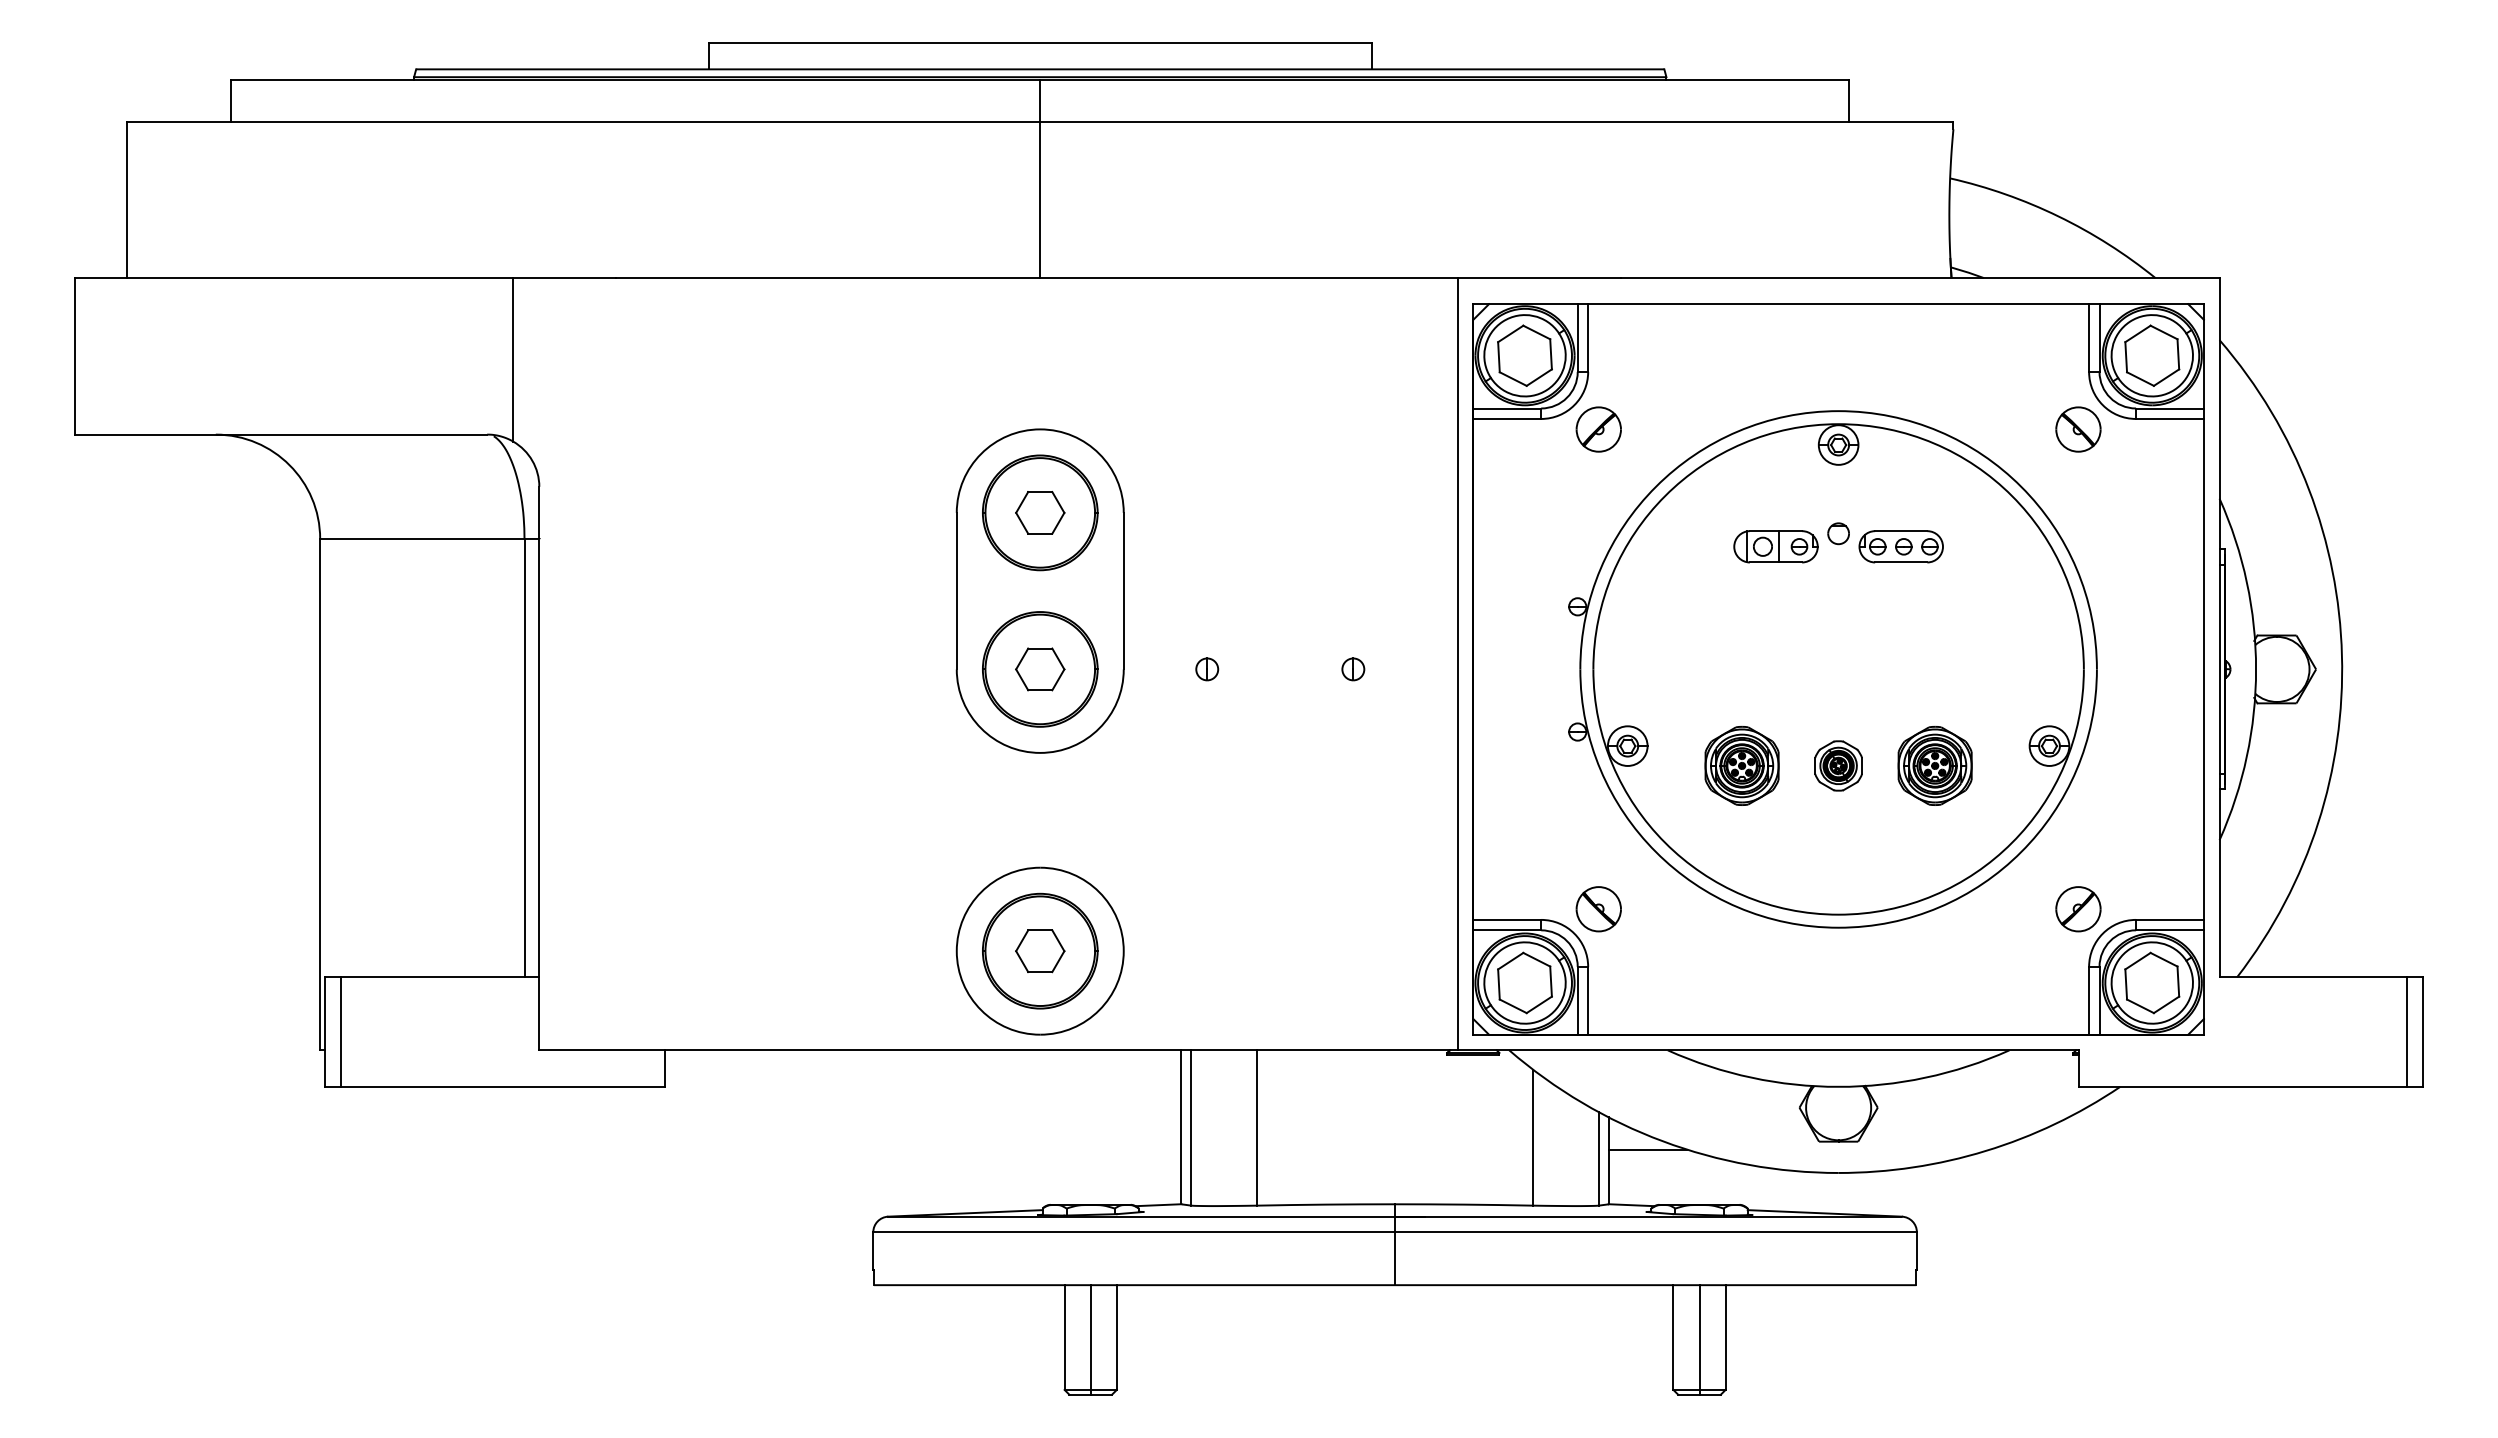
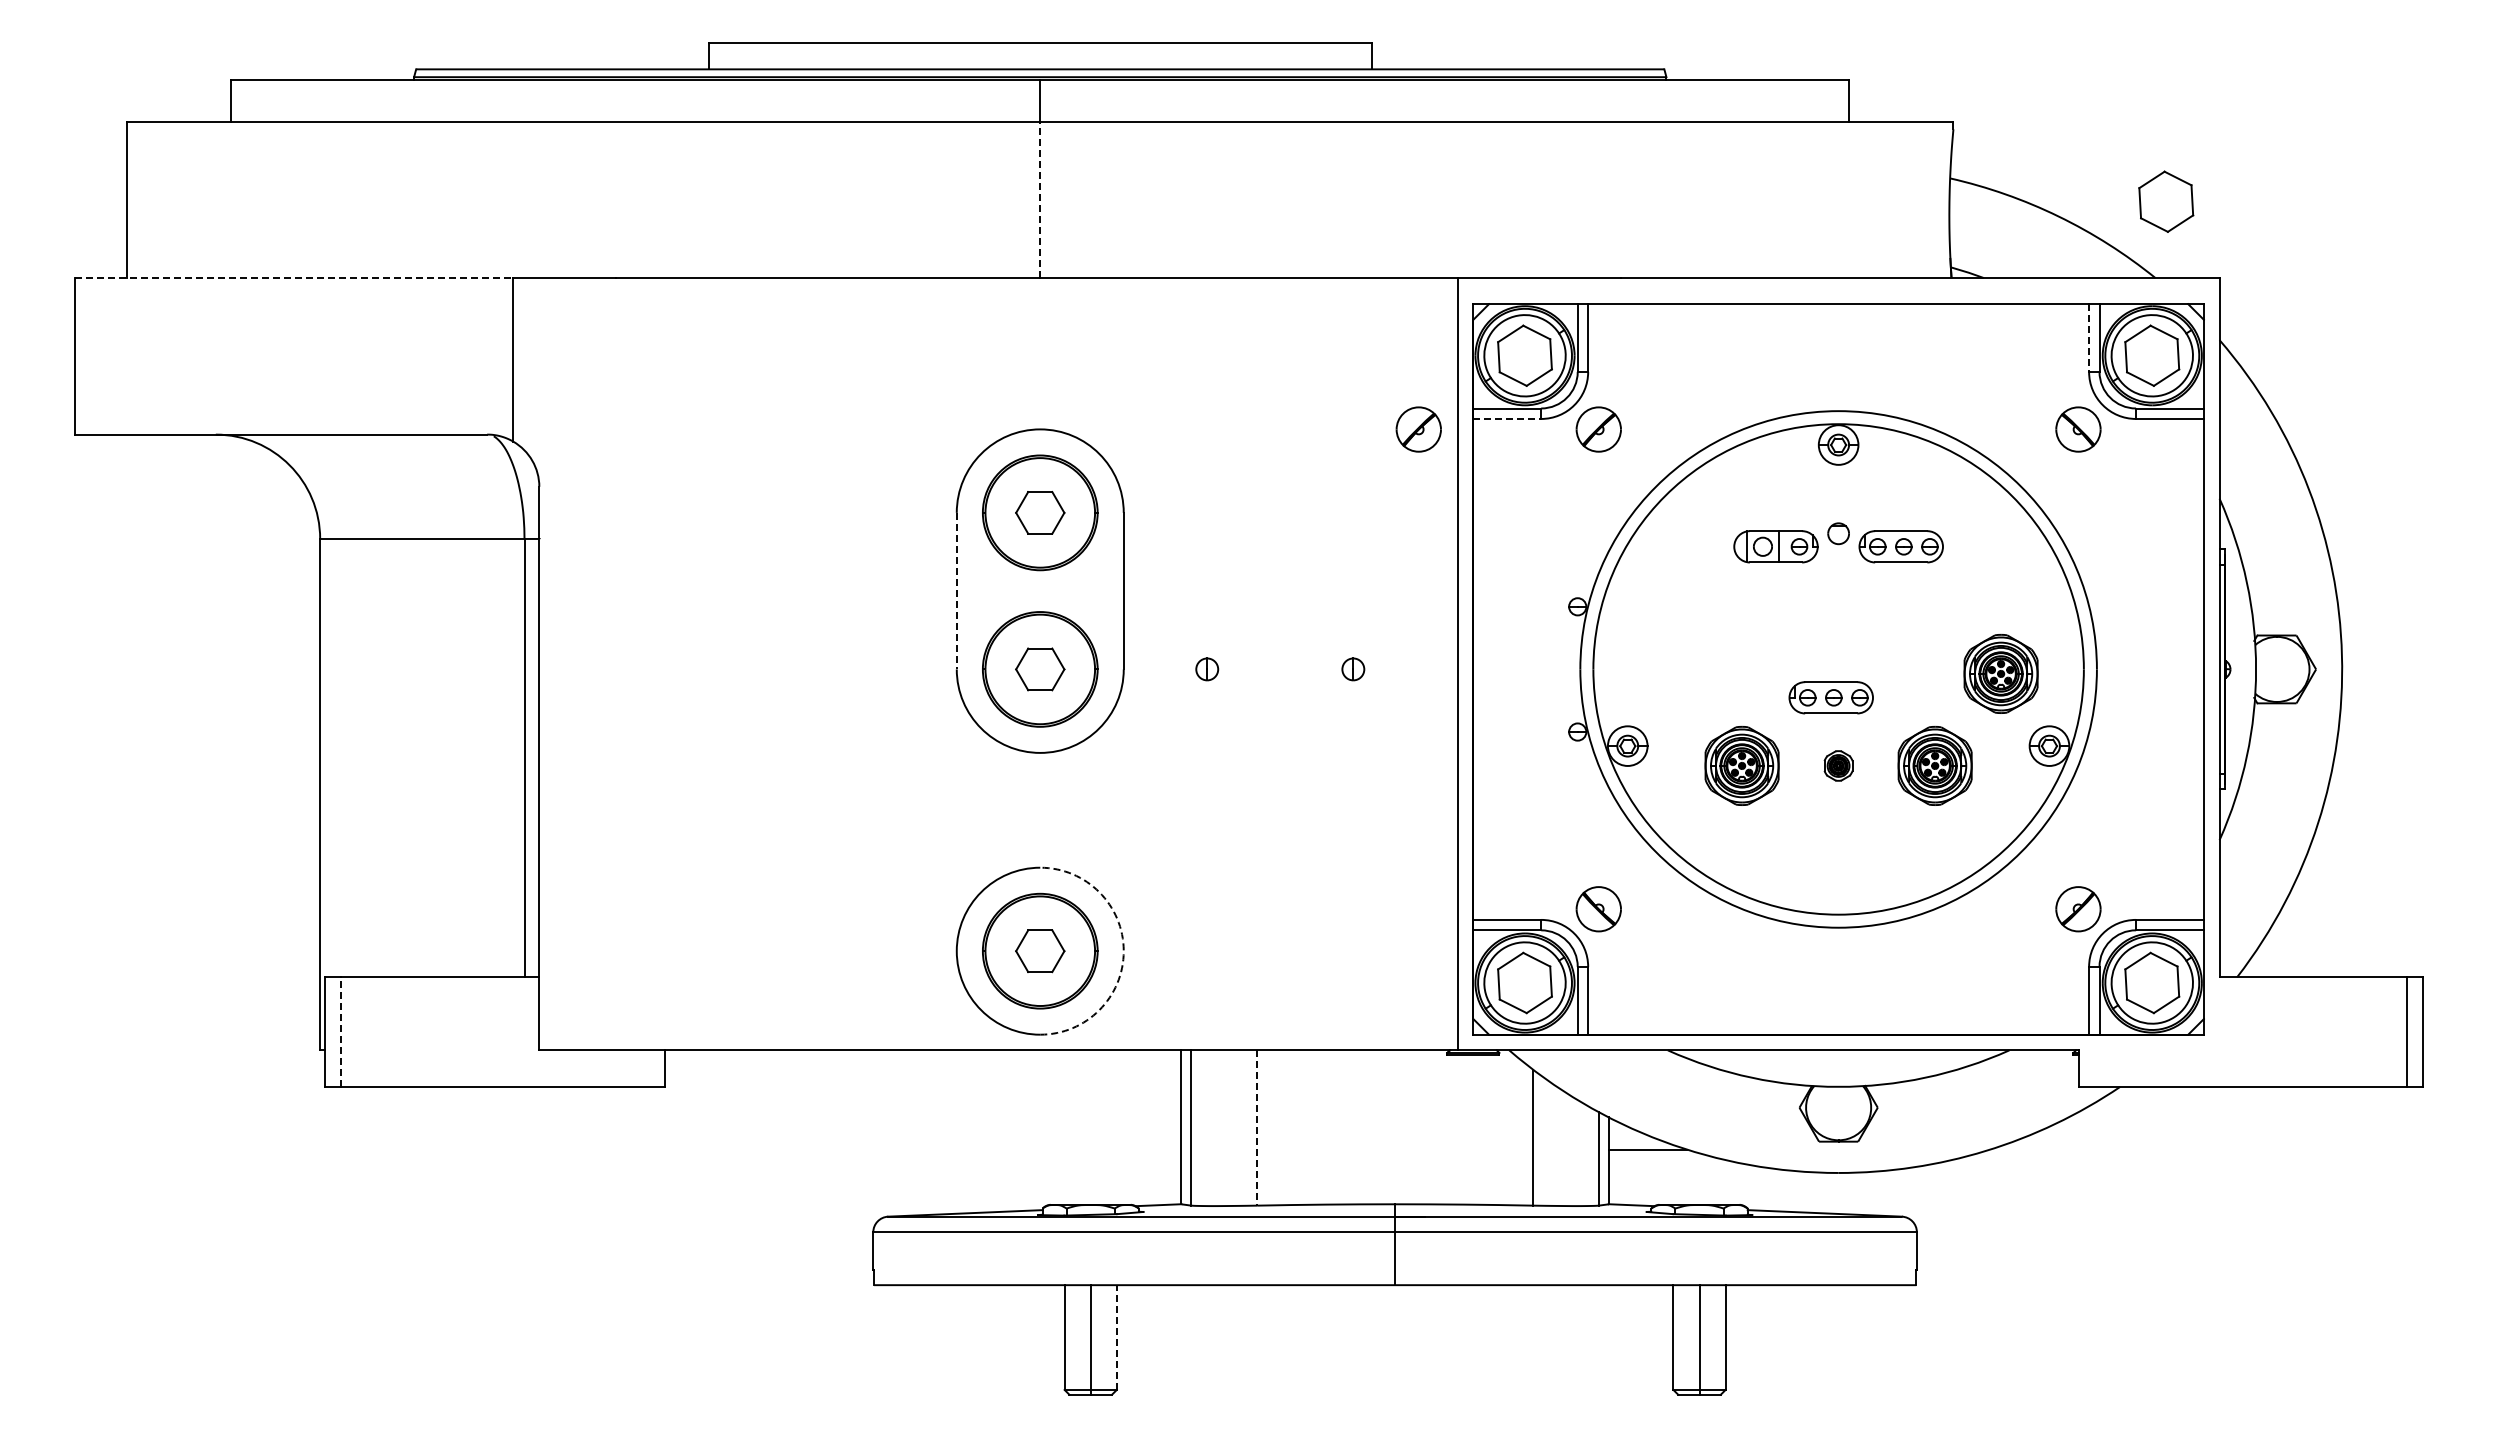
line: solid -> dashed (1040, 199)
part: none -> present (2166, 201)
line: solid -> dashed (294, 278)
line: solid -> dashed (2089, 338)
line: solid -> dashed (1507, 418)
part: none -> present (1418, 429)
line: solid -> dashed (956, 591)
part: none -> present (2000, 673)
part: none -> present (1830, 697)
part size: 49x52 px -> 31x32 px (1838, 765)
arc: solid -> dashed (1123, 951)
line: solid -> dashed (341, 1032)
line: solid -> dashed (1257, 1128)
line: solid -> dashed (1116, 1337)
